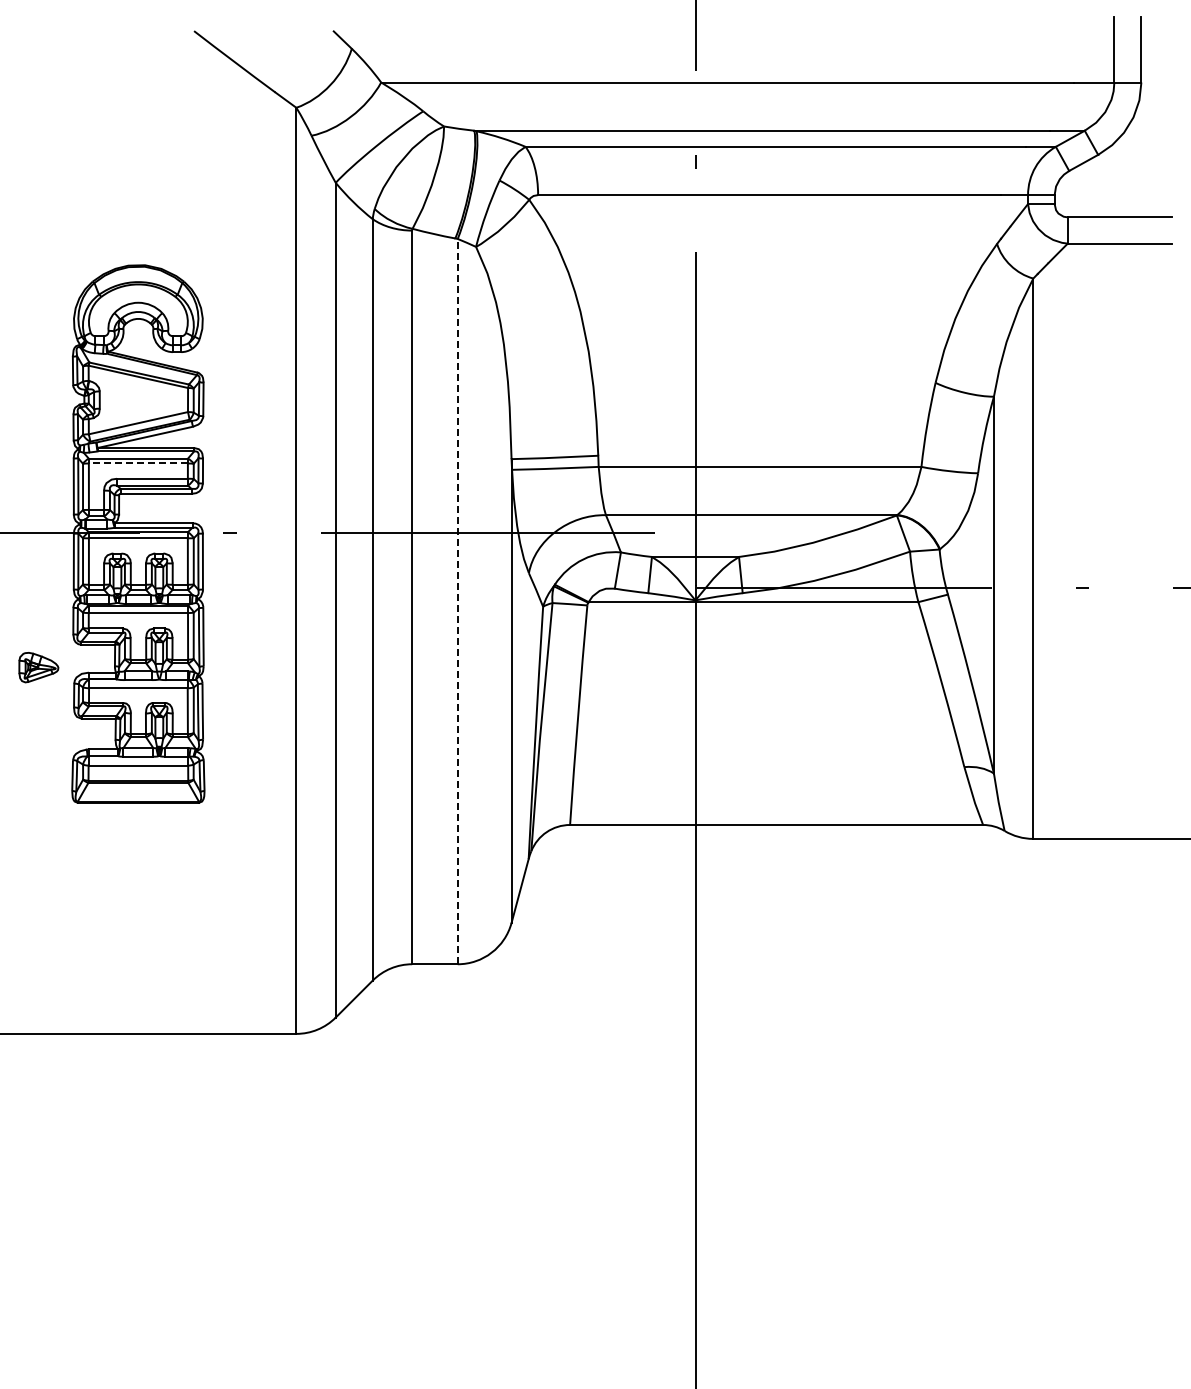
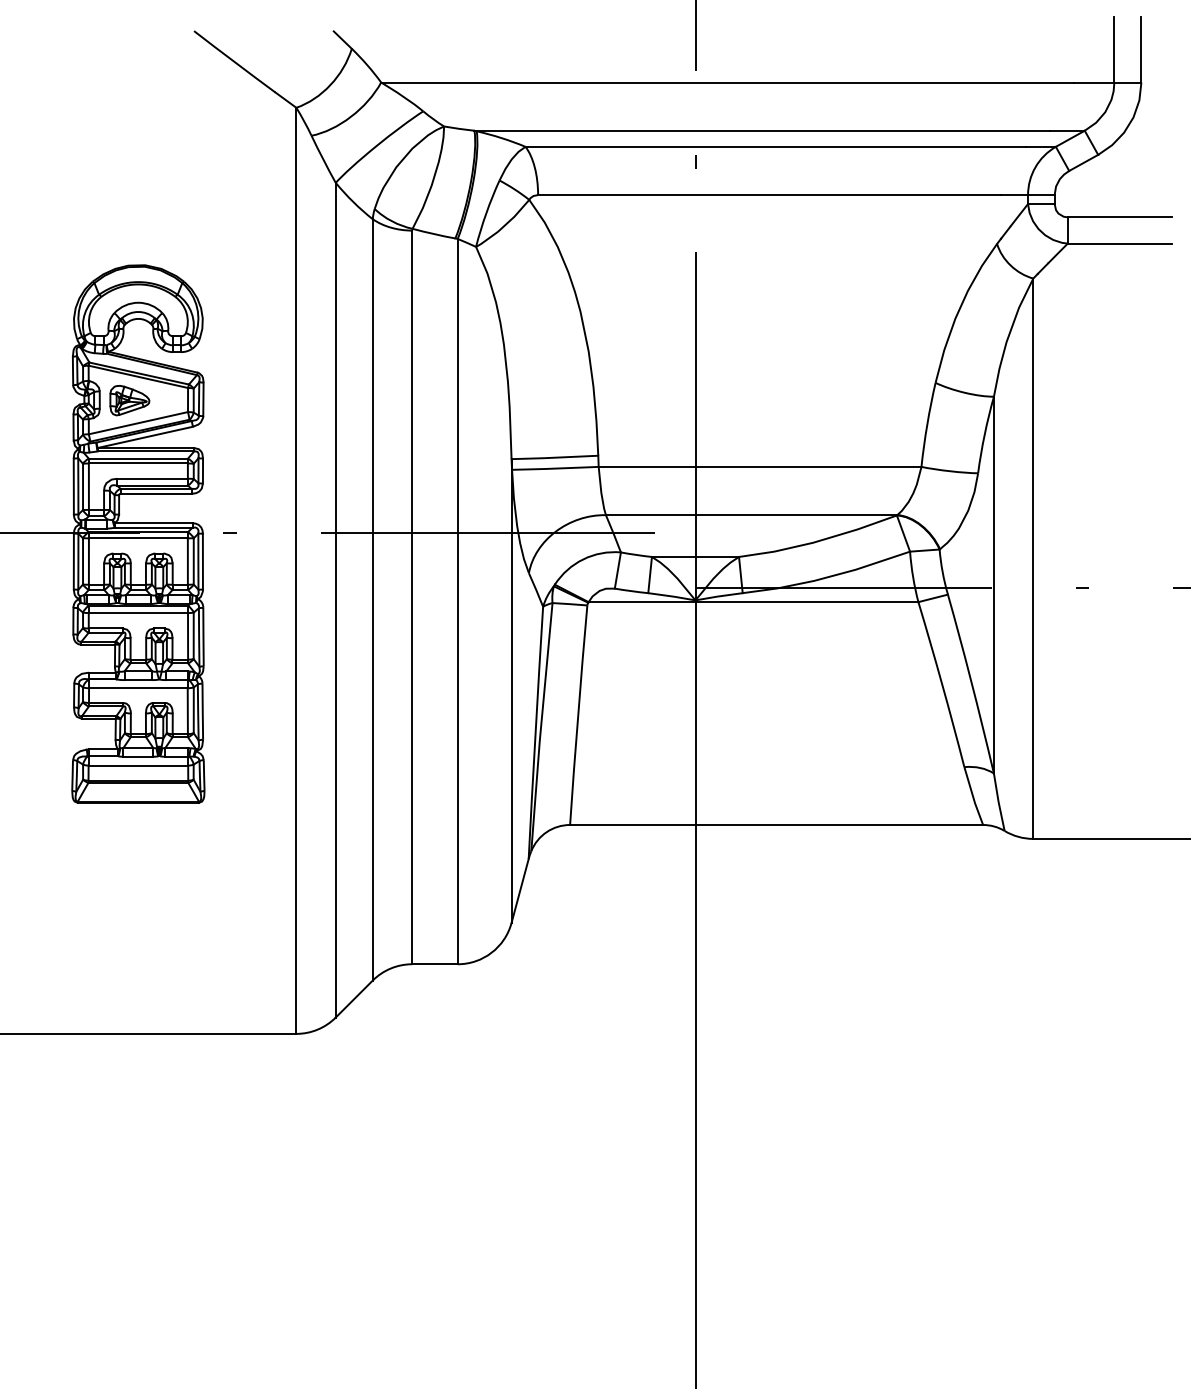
line: dashed -> solid (138, 463)
line: dashed -> solid (457, 601)
part position: (38, 667) -> (129, 400) (129, 400)
